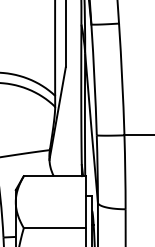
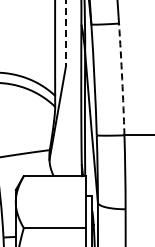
line: solid -> dashed (65, 34)
arc: solid -> dashed (122, 79)
